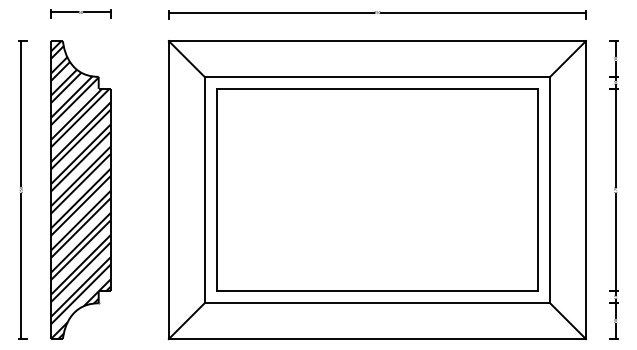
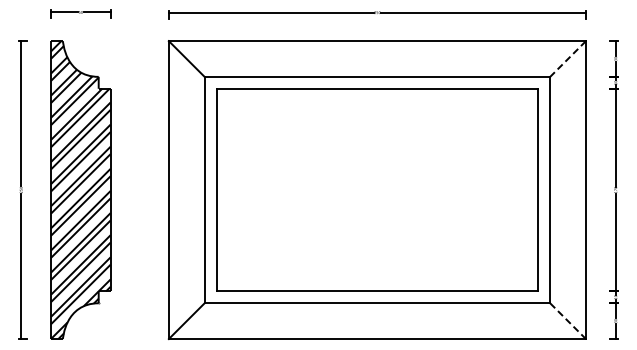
line: solid -> dashed (567, 59)
line: solid -> dashed (568, 321)
